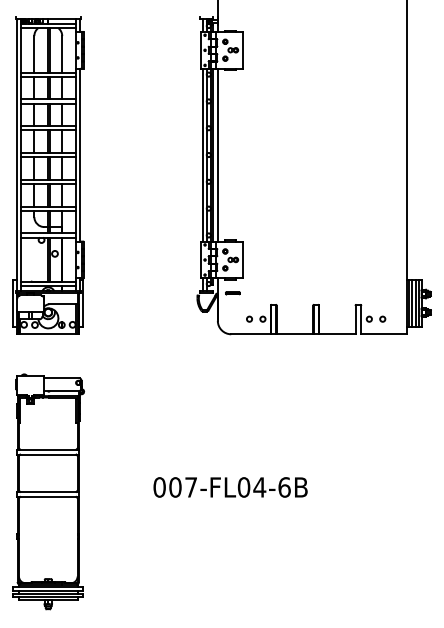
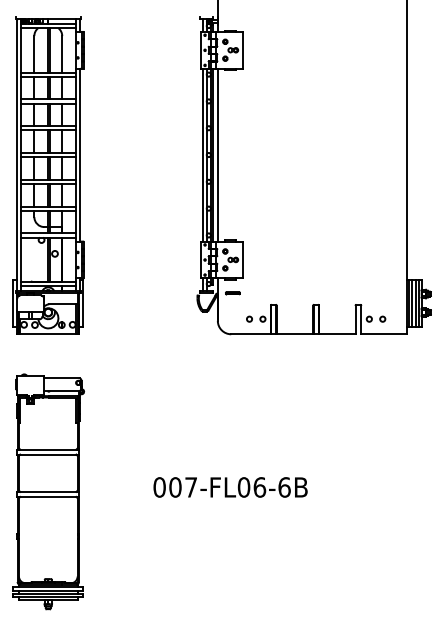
text: 007-FL04-6B -> 007-FL06-6B (259, 487)
